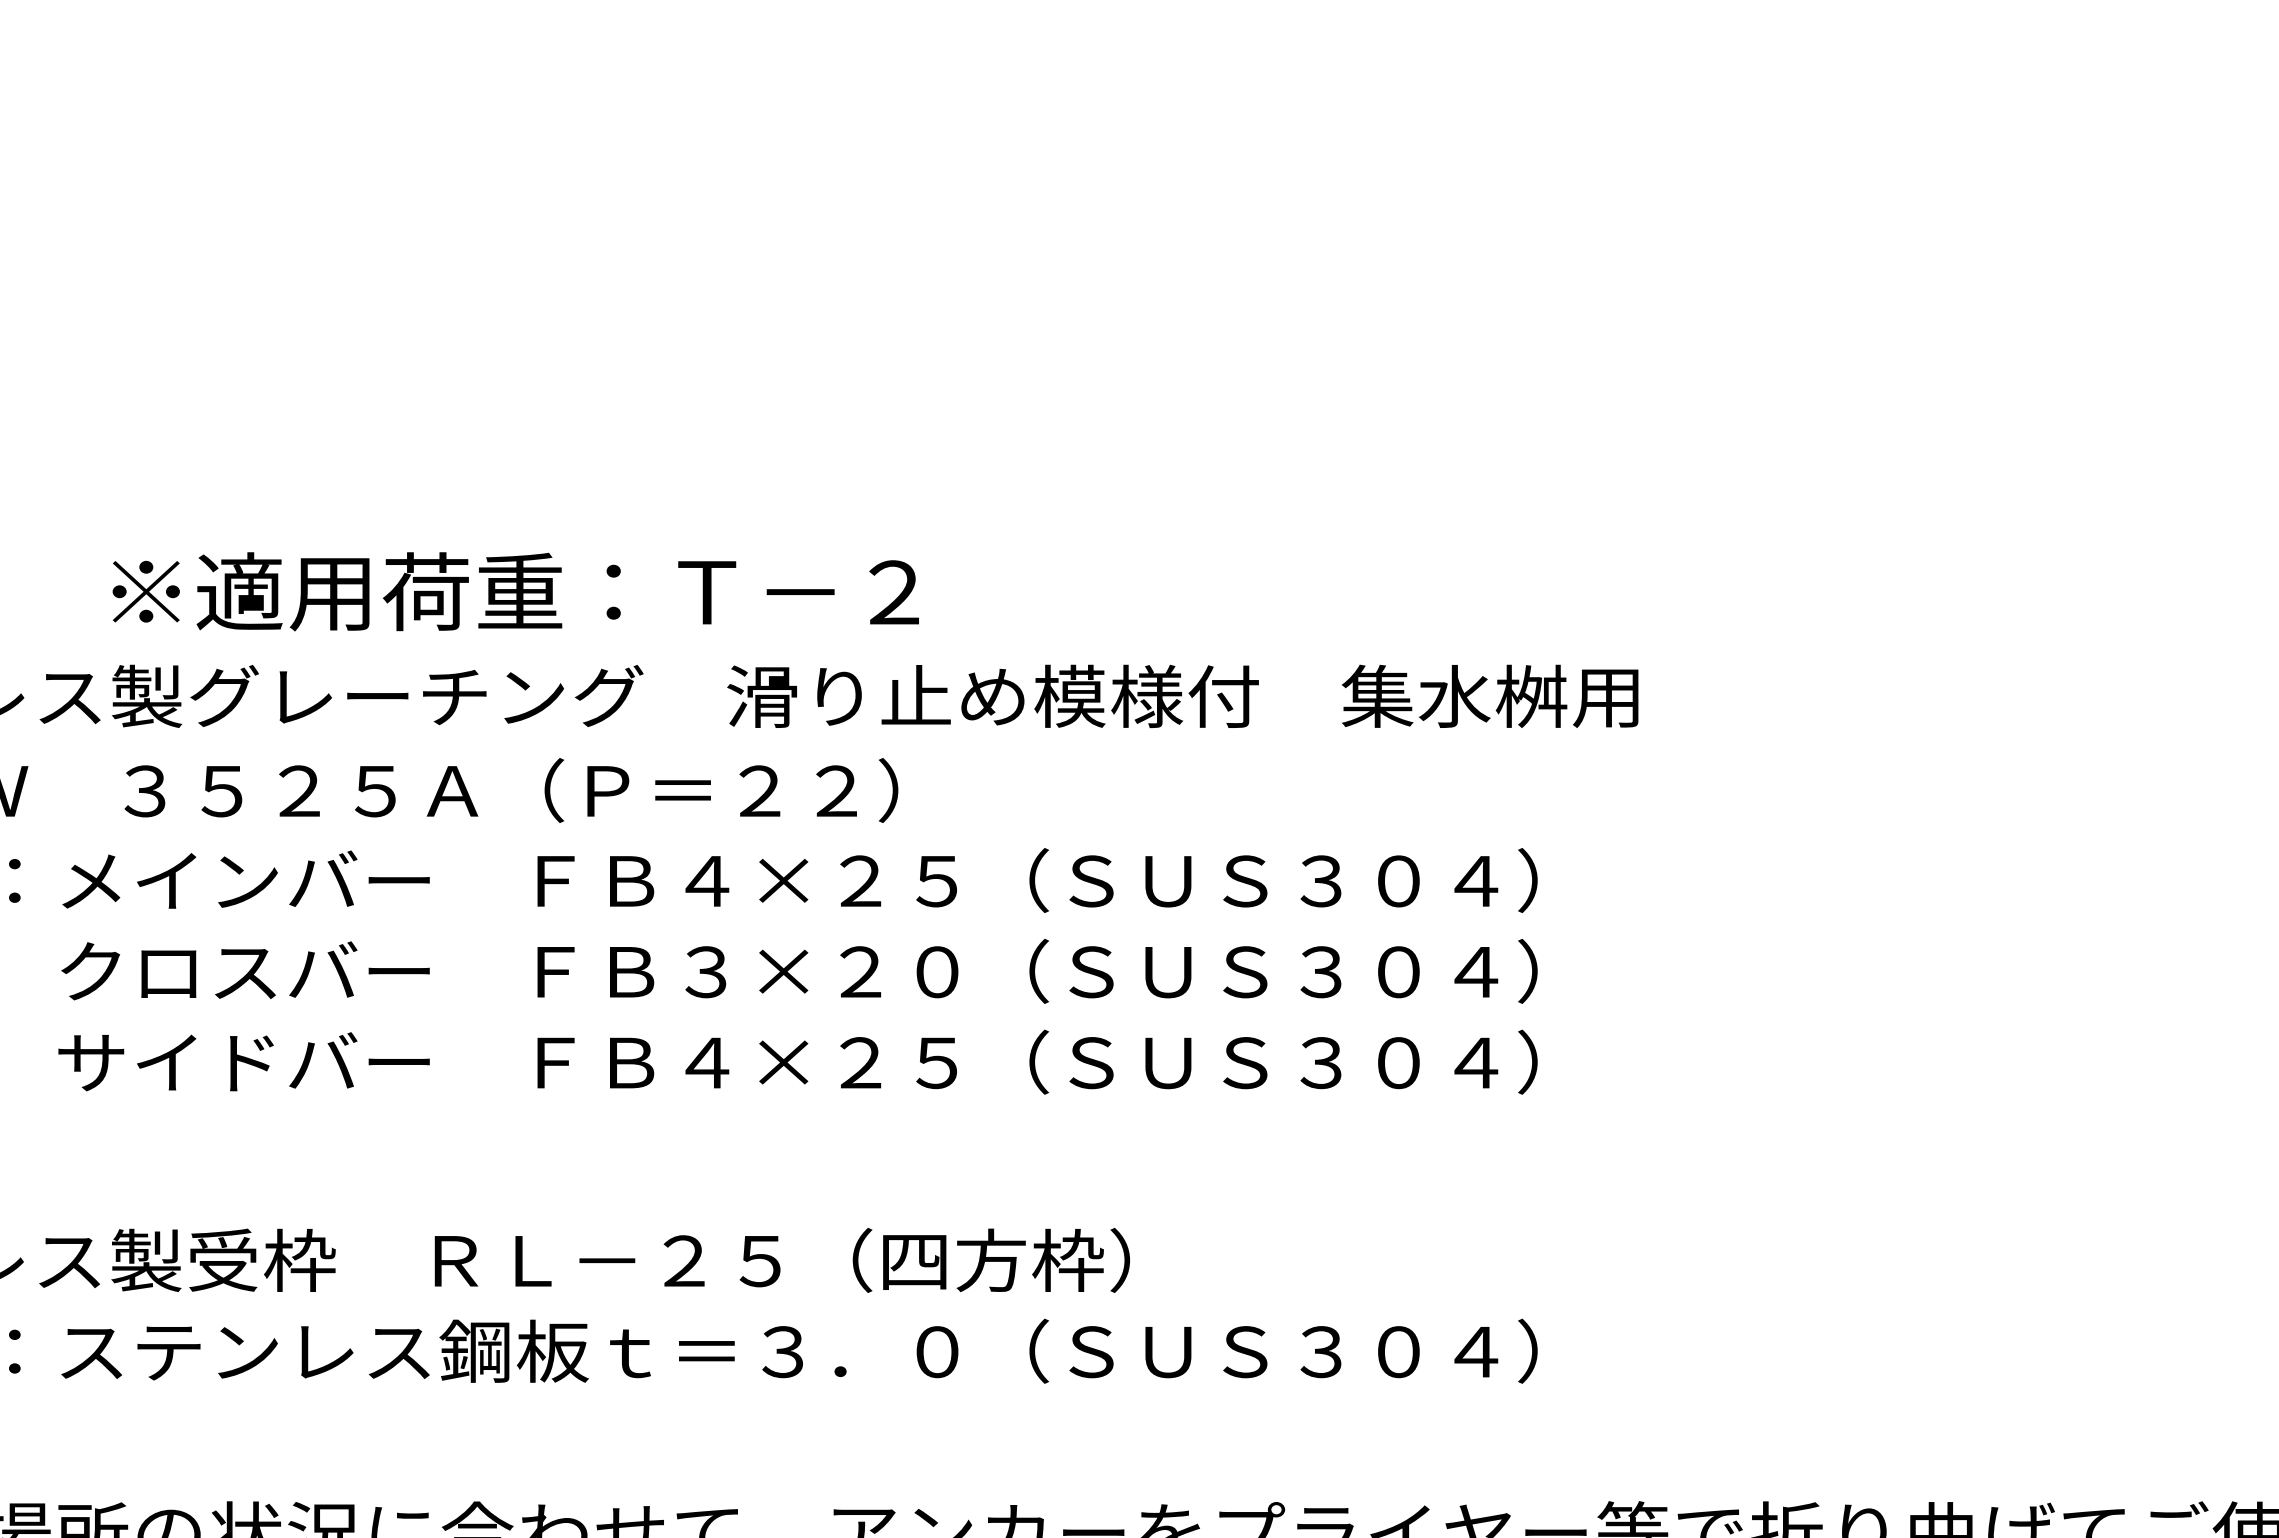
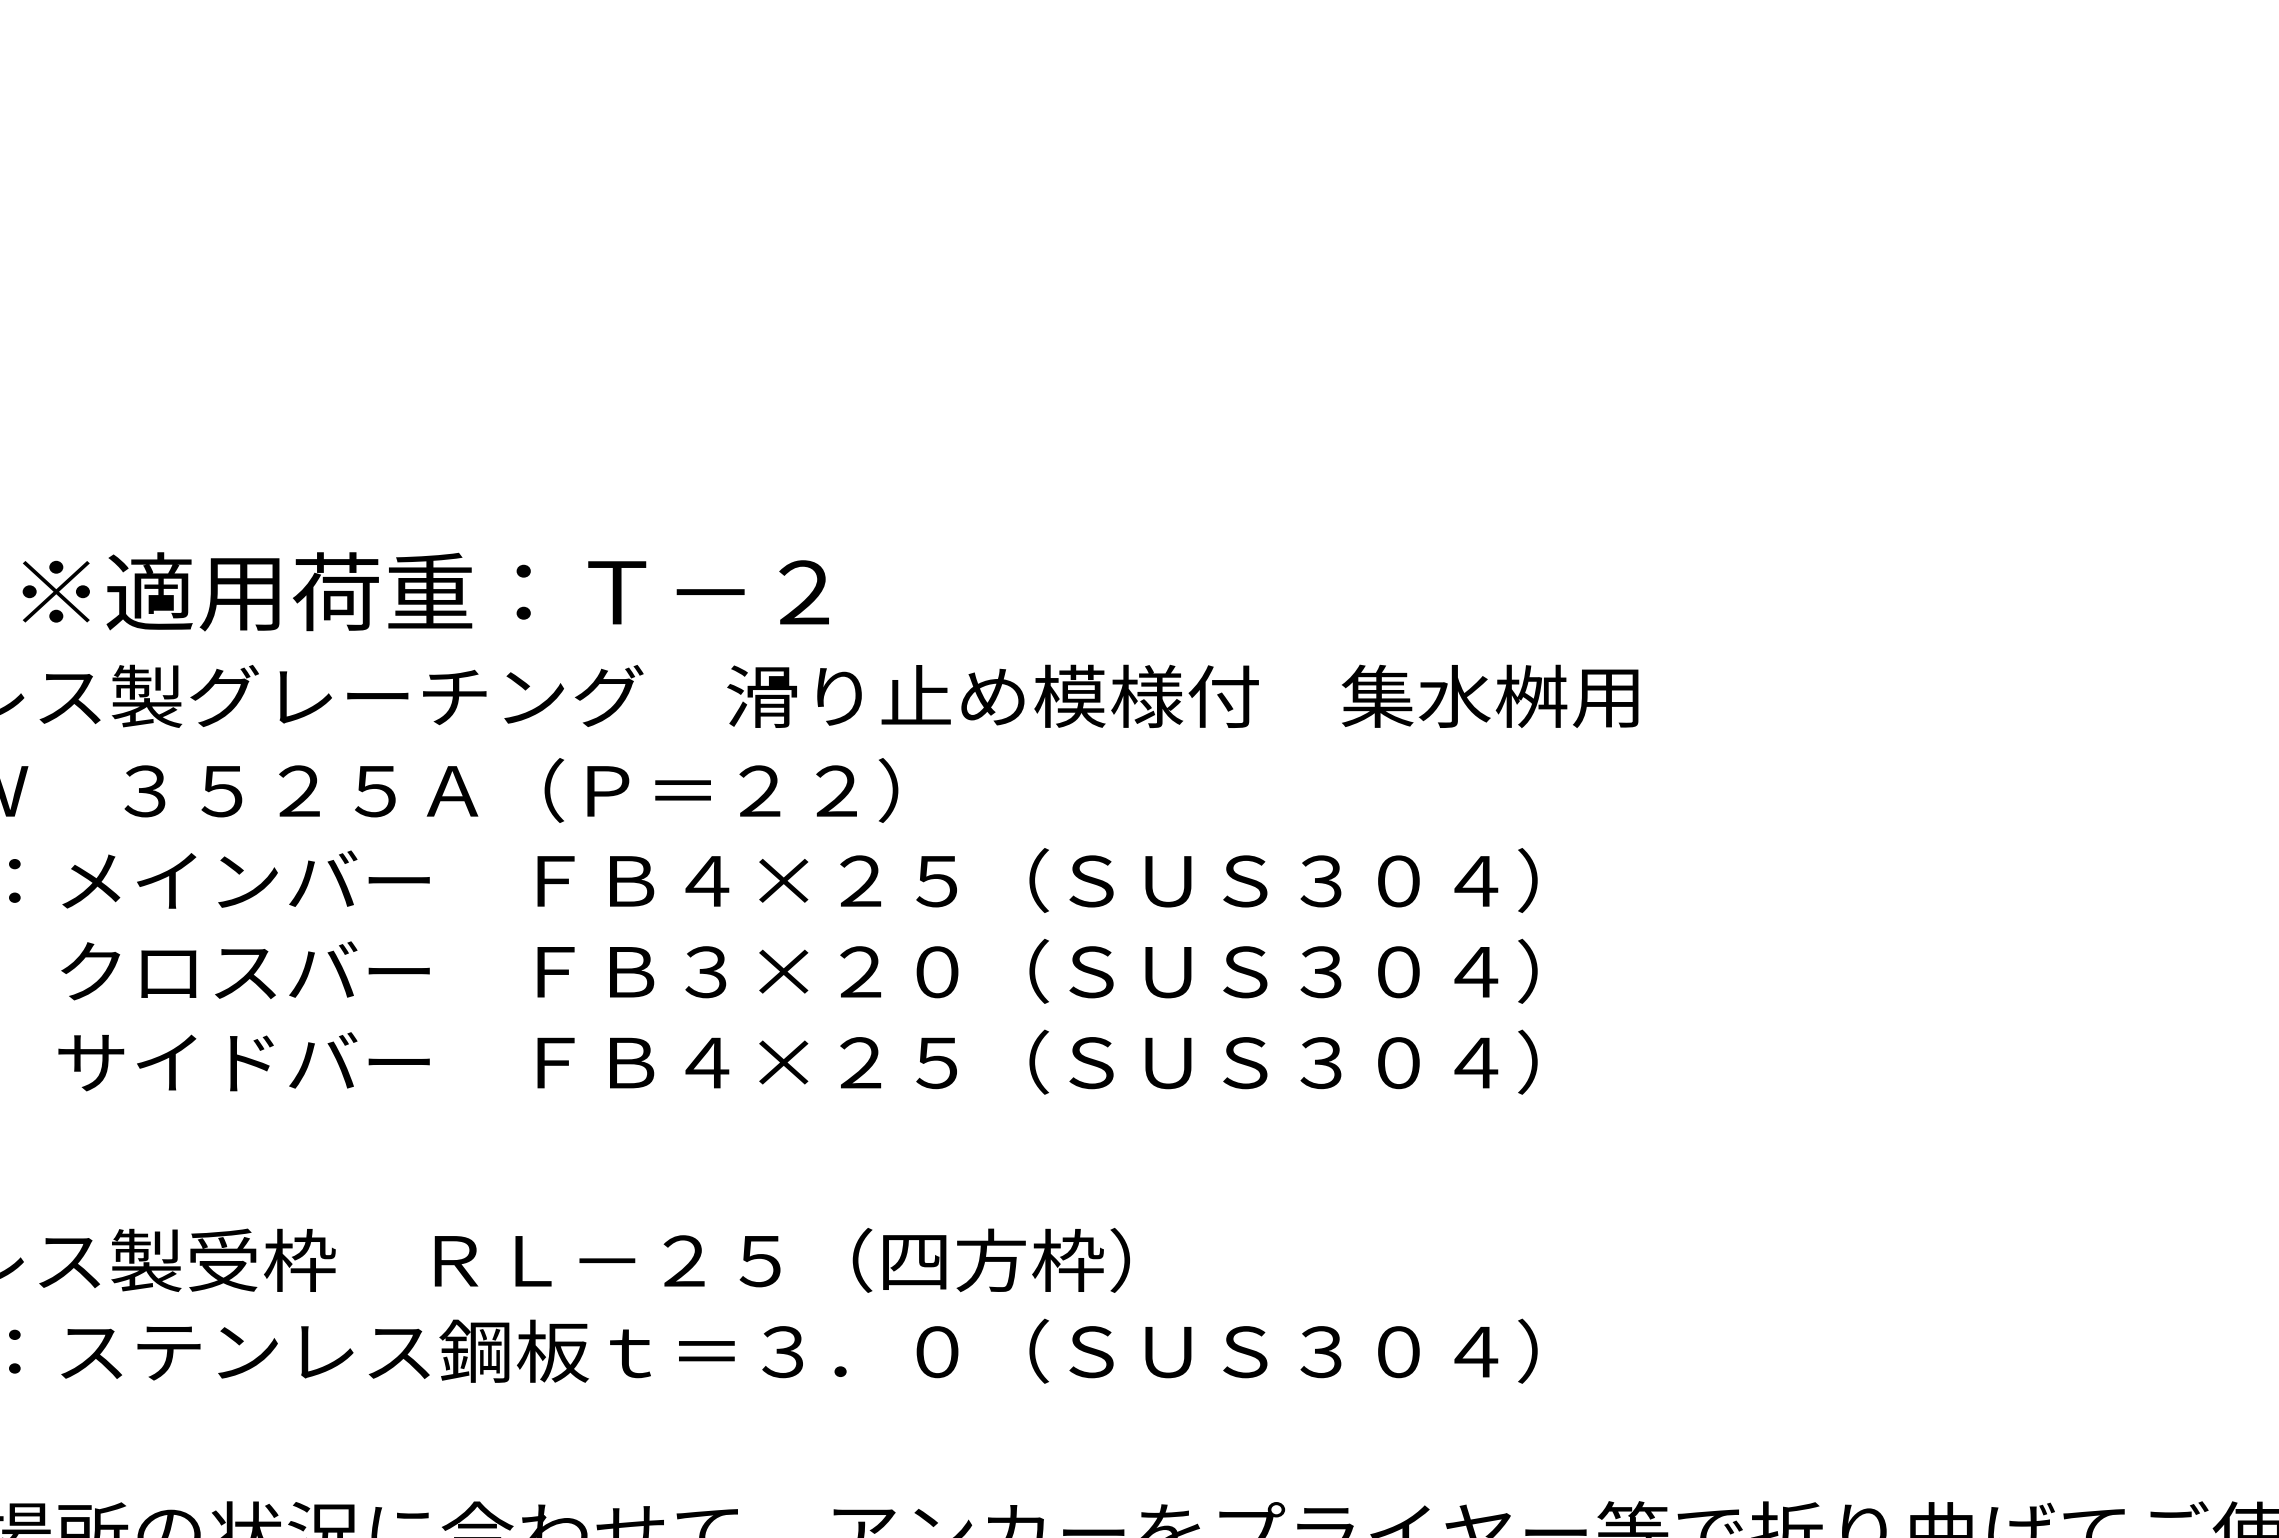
text position: (515, 591) -> (425, 591) (425, 591)
